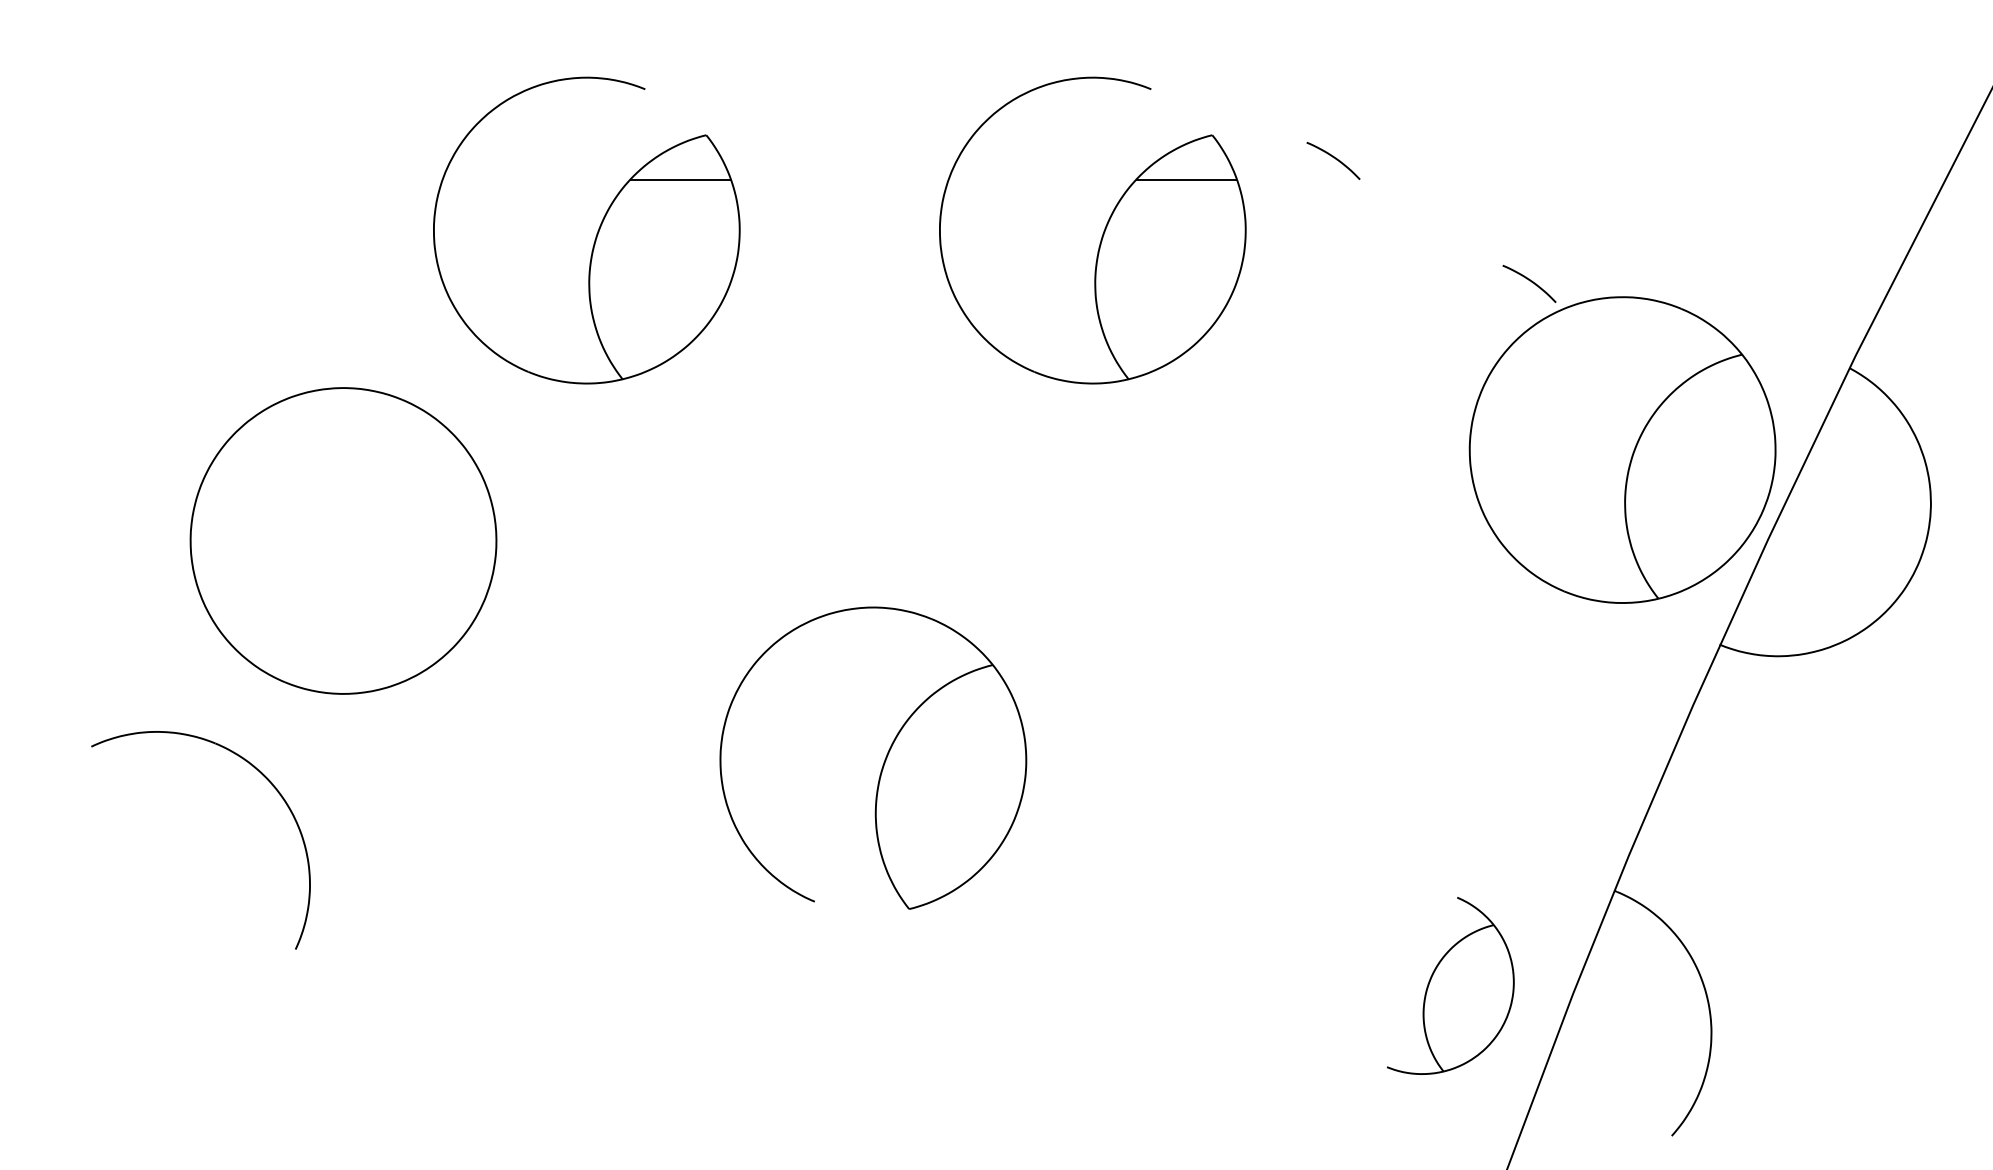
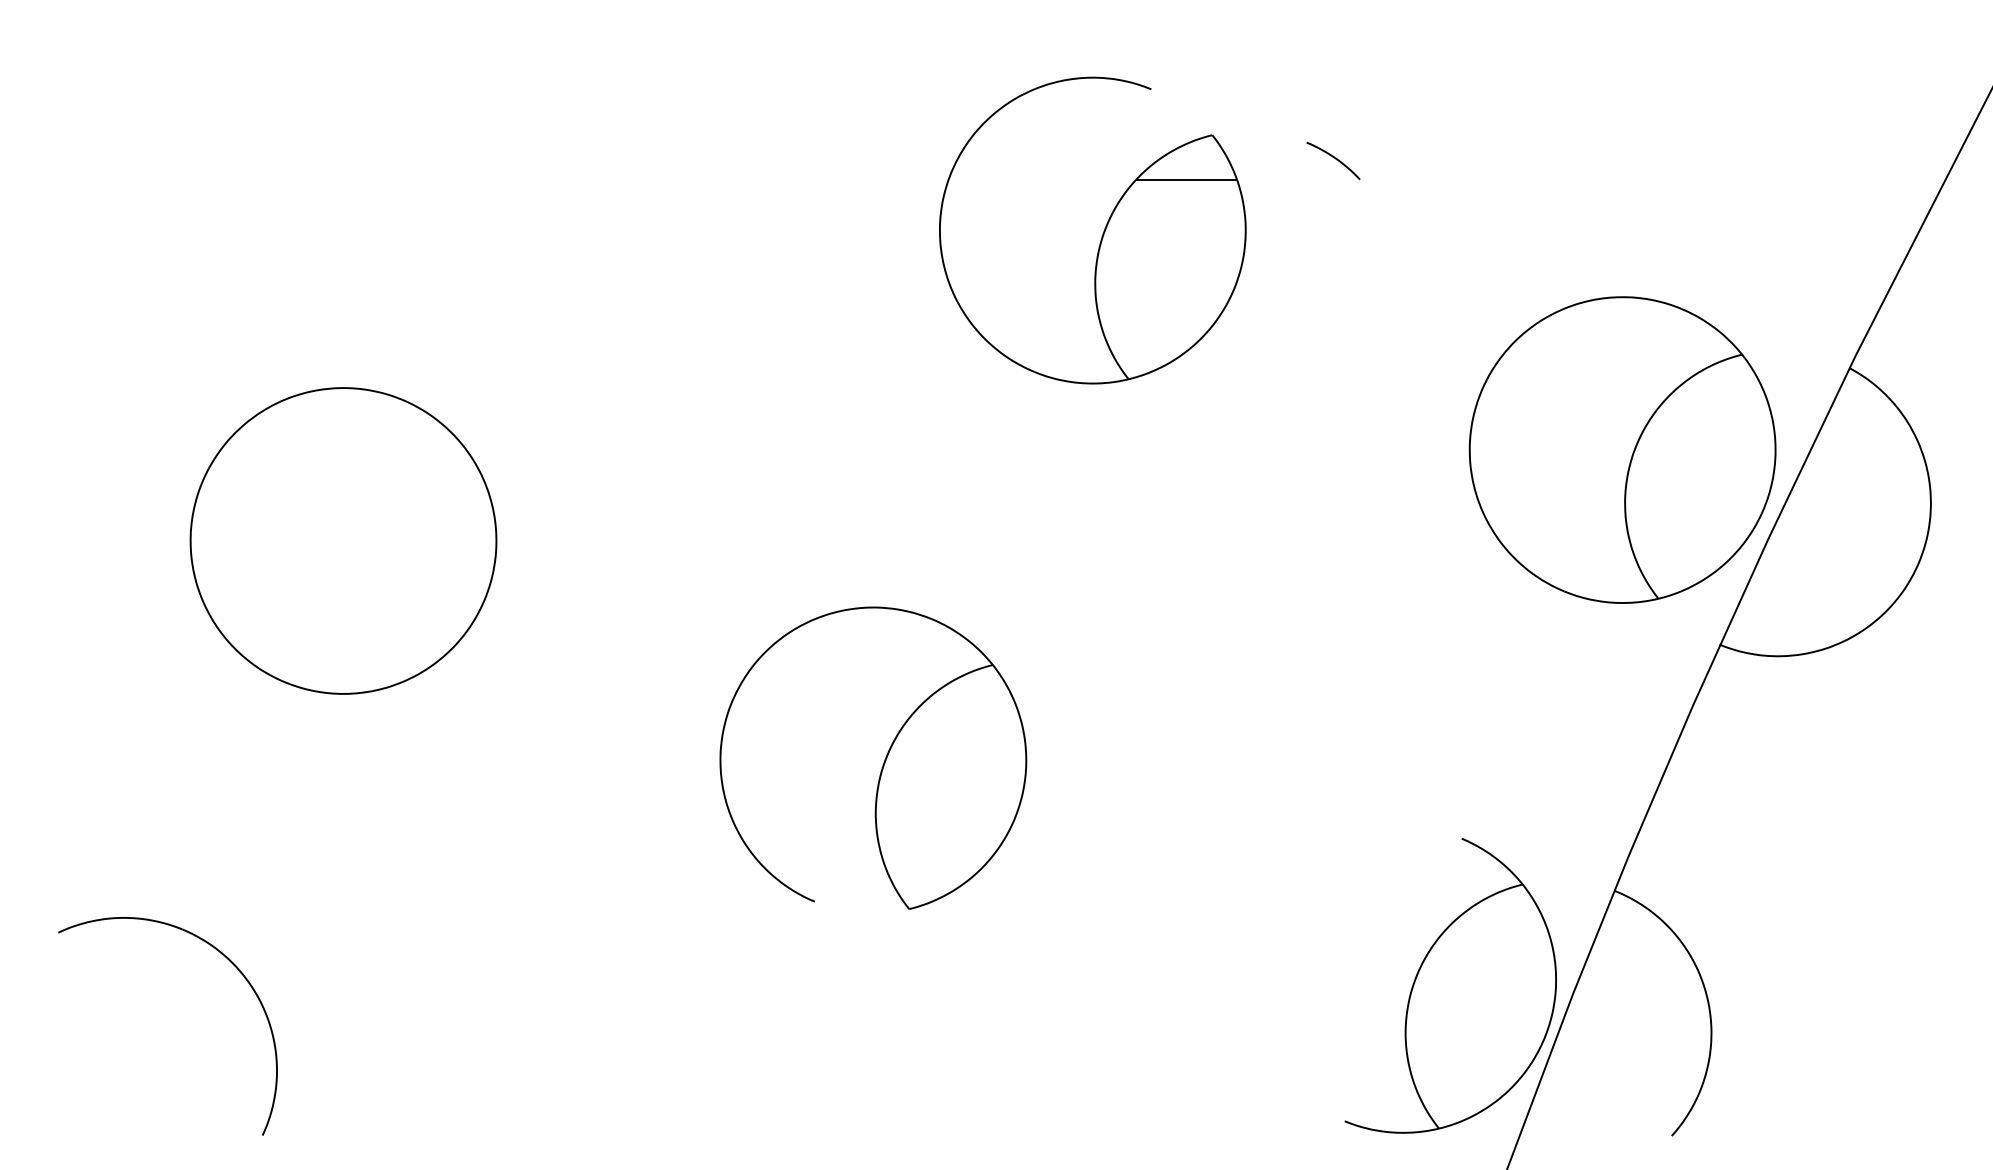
part: present -> none (596, 233)
curve: present -> none (1529, 281)
part position: (263, 776) -> (230, 962) (230, 962)
part size: 128x178 px -> 213x296 px (1450, 985)
